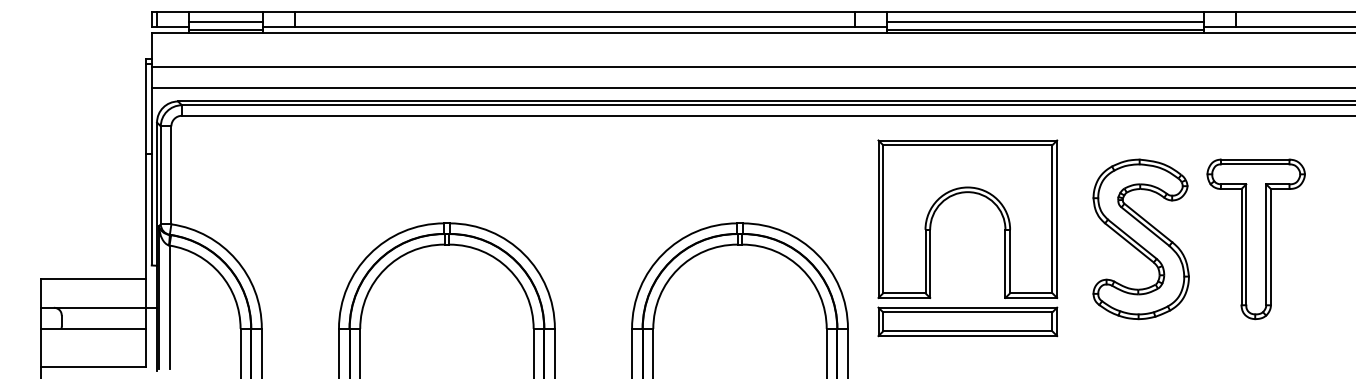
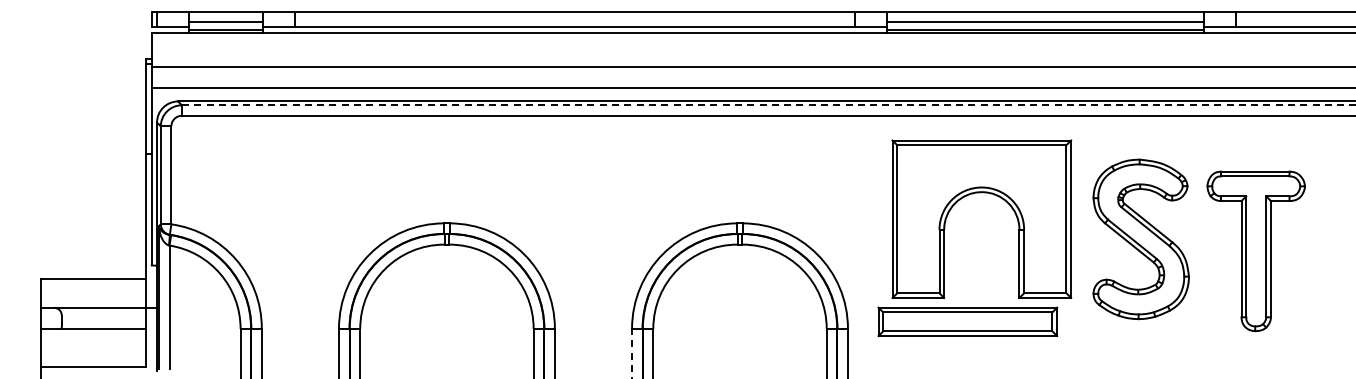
line: solid -> dashed (768, 105)
part position: (967, 193) -> (981, 193) (981, 193)
part position: (1255, 239) -> (1255, 251) (1255, 251)
line: solid -> dashed (632, 353)
